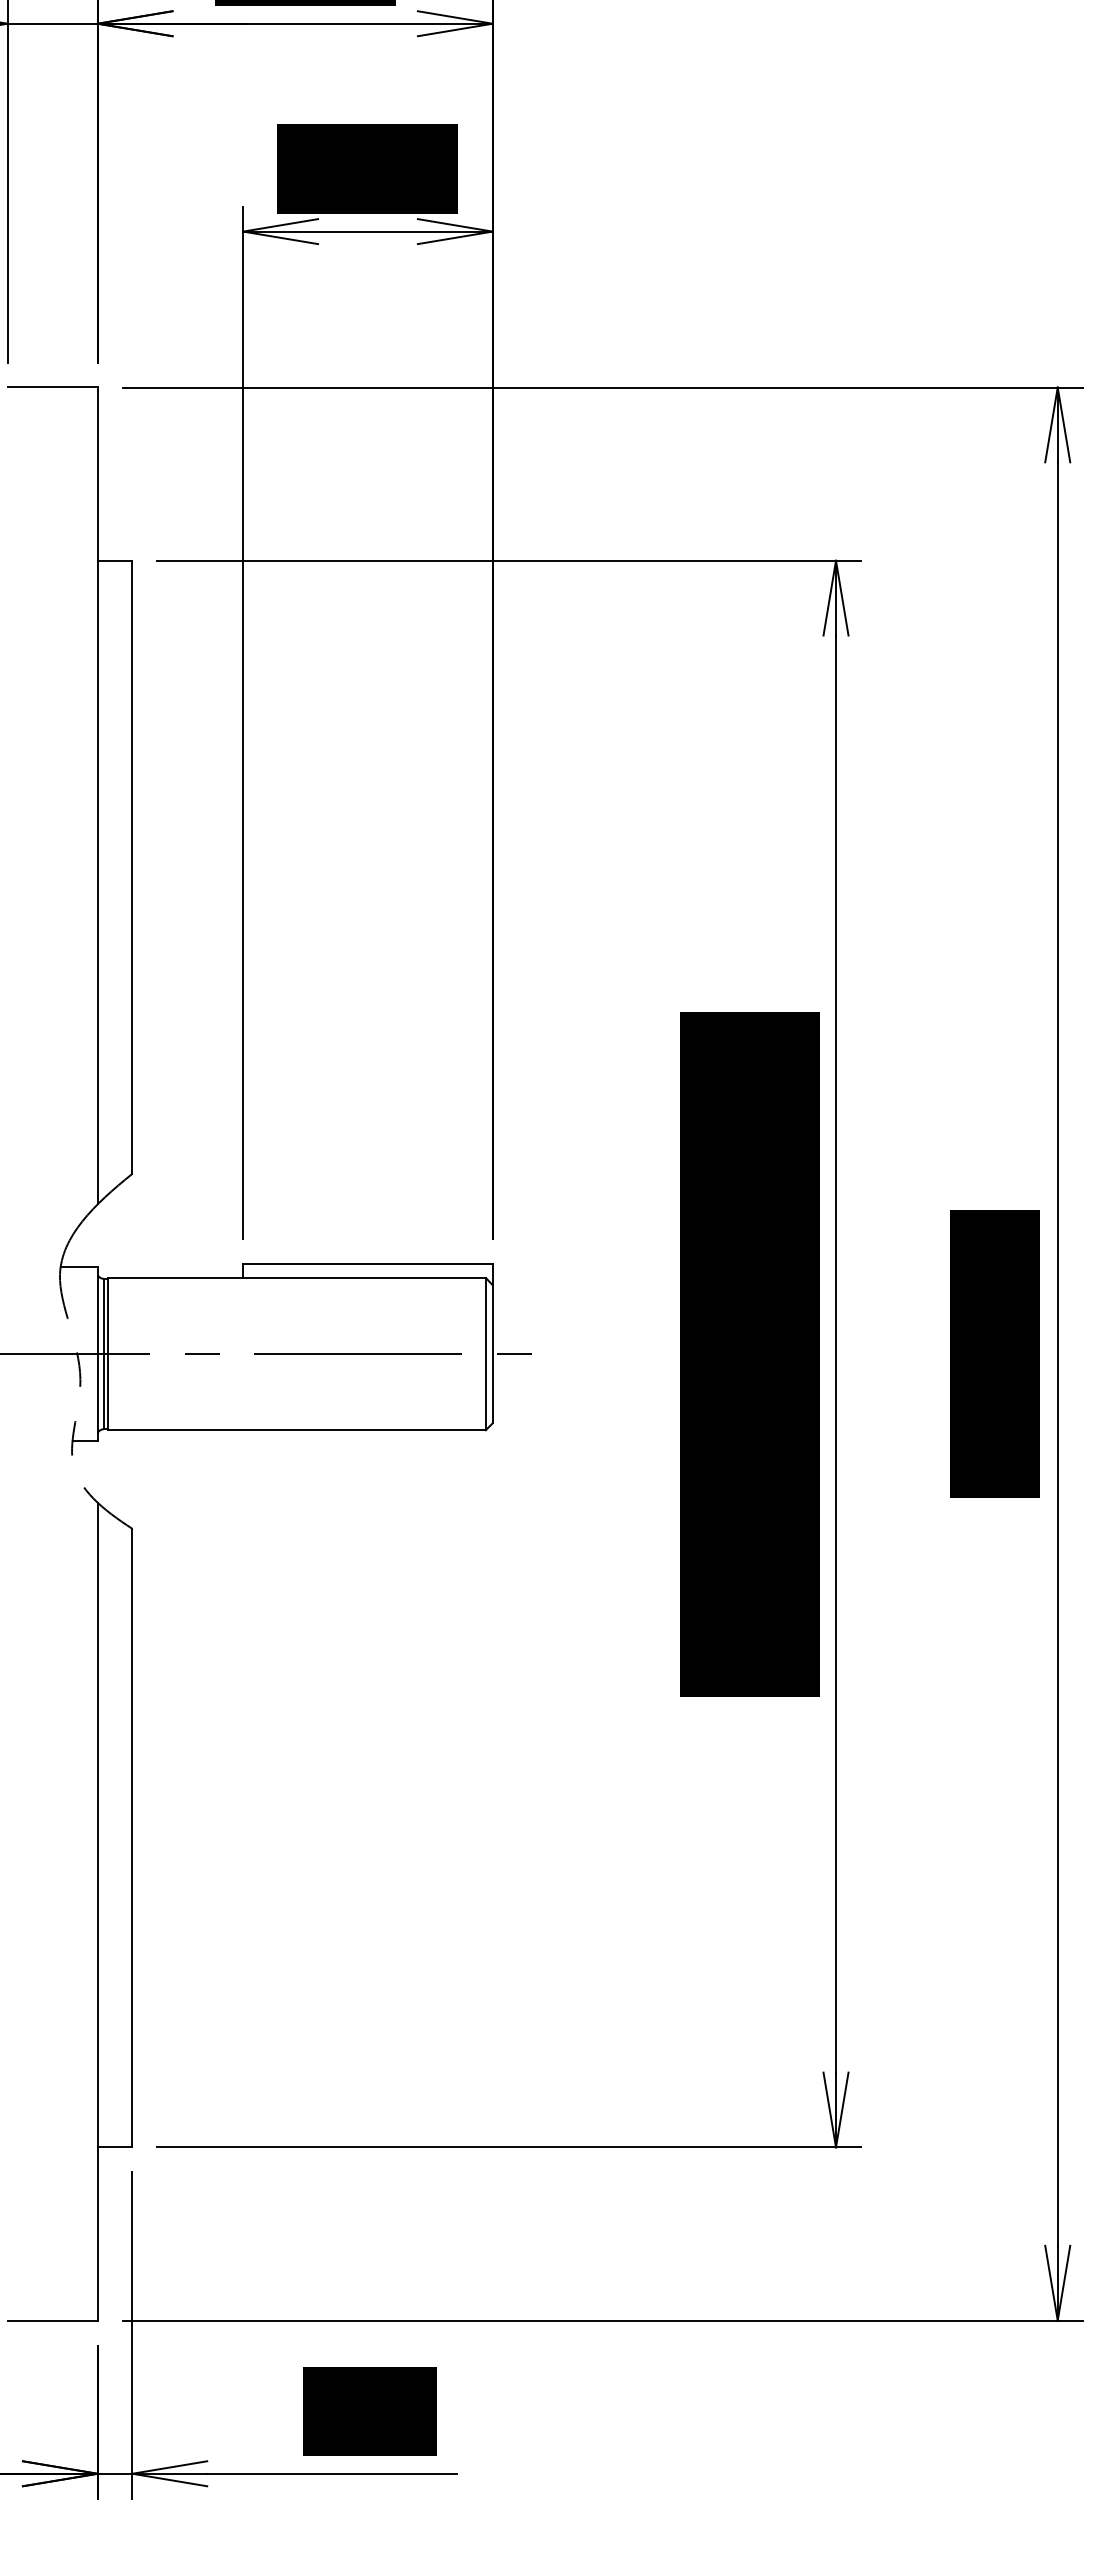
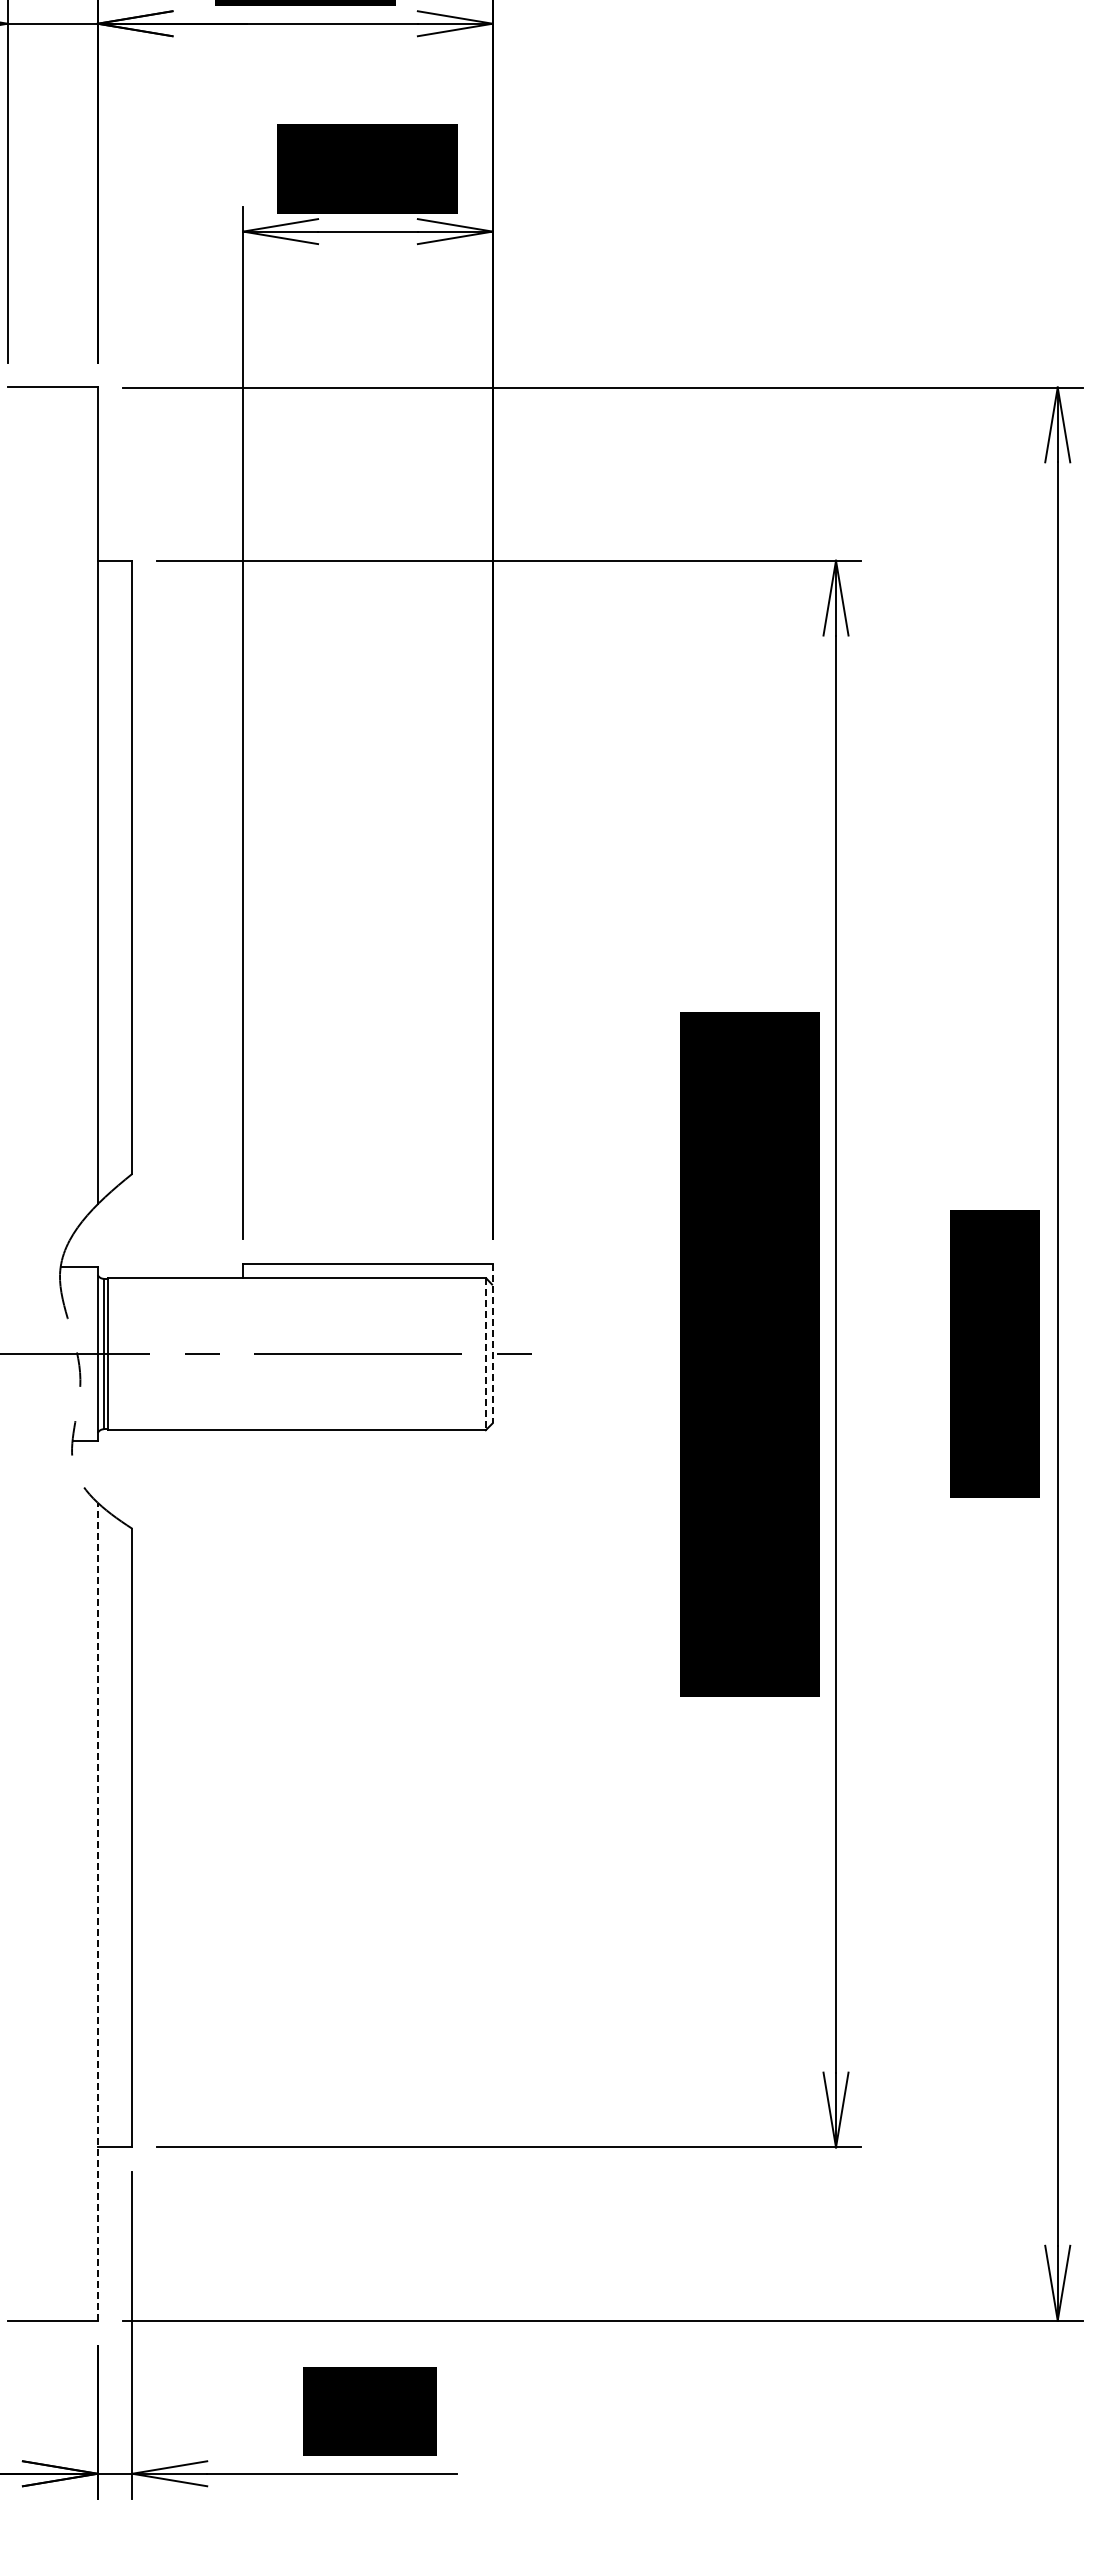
line: solid -> dashed (492, 1343)
line: solid -> dashed (485, 1354)
line: solid -> dashed (97, 1911)
